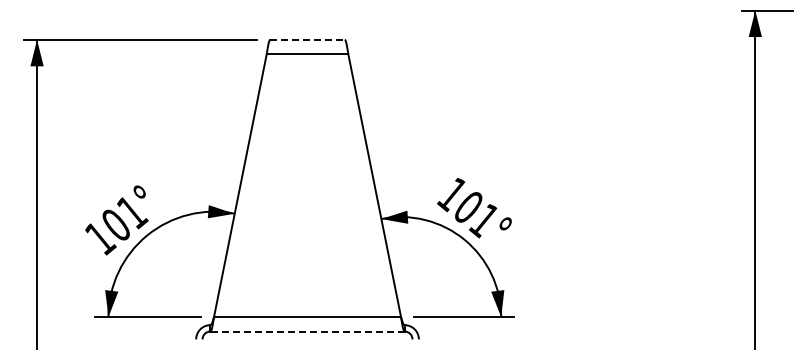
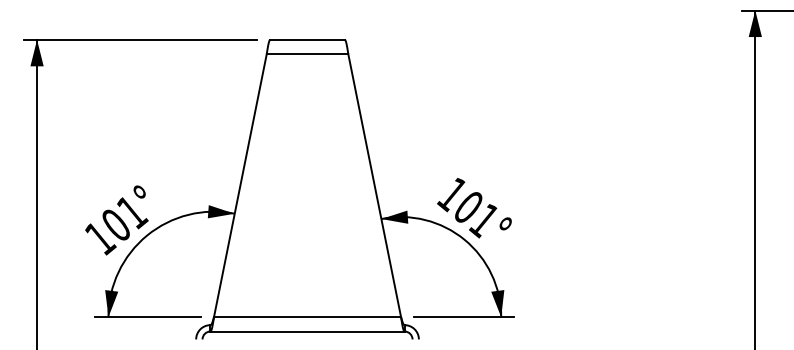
line: dashed -> solid (308, 39)
line: dashed -> solid (307, 331)
